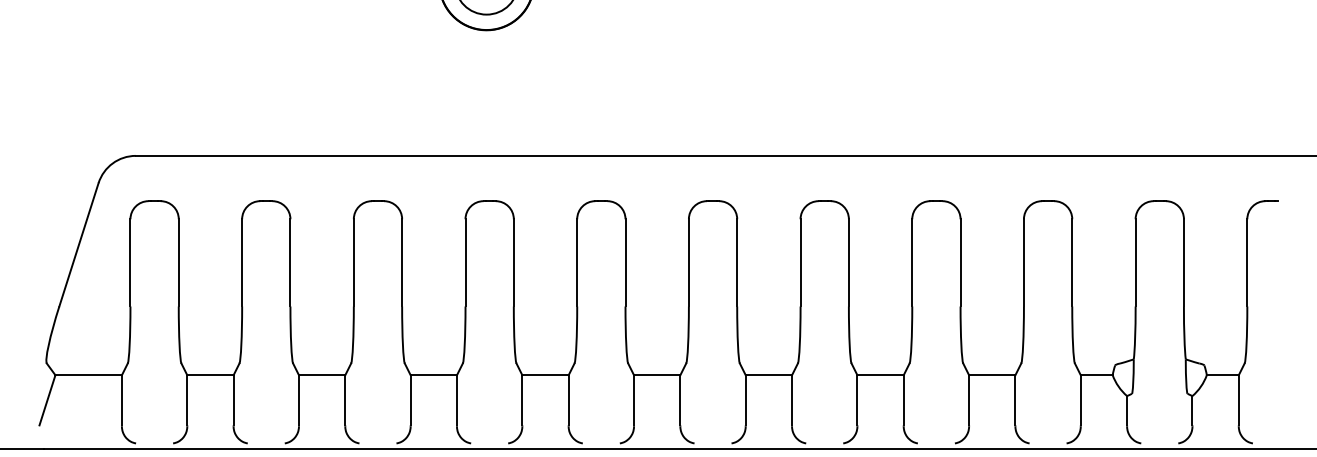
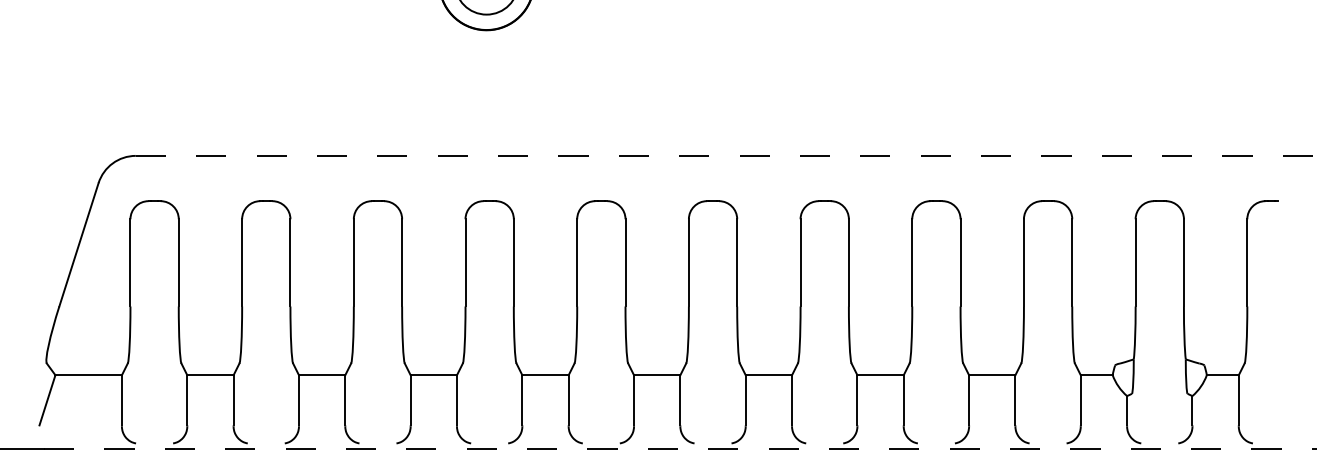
line: solid -> dashed (726, 155)
line: solid -> dashed (680, 448)
